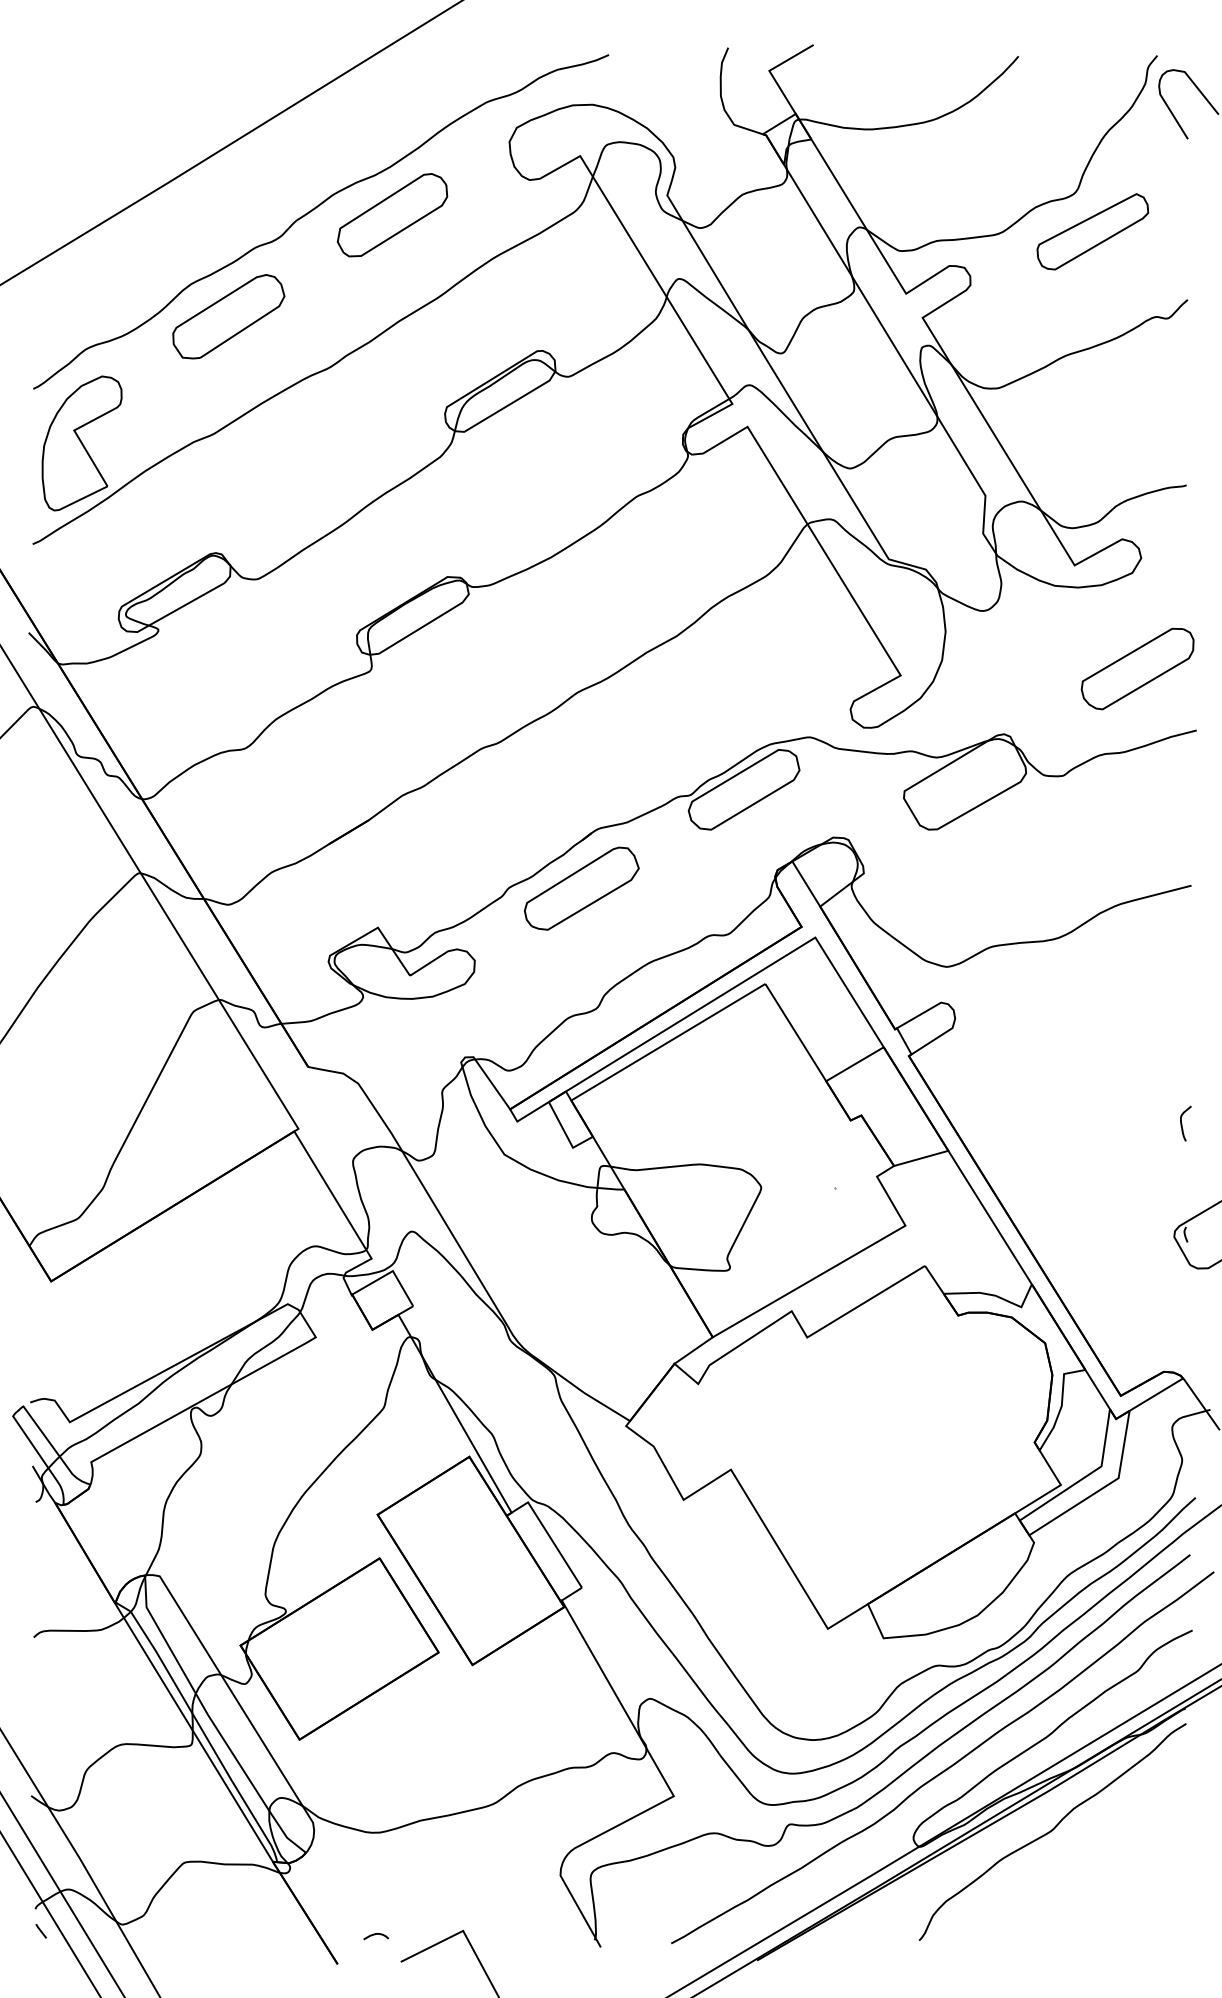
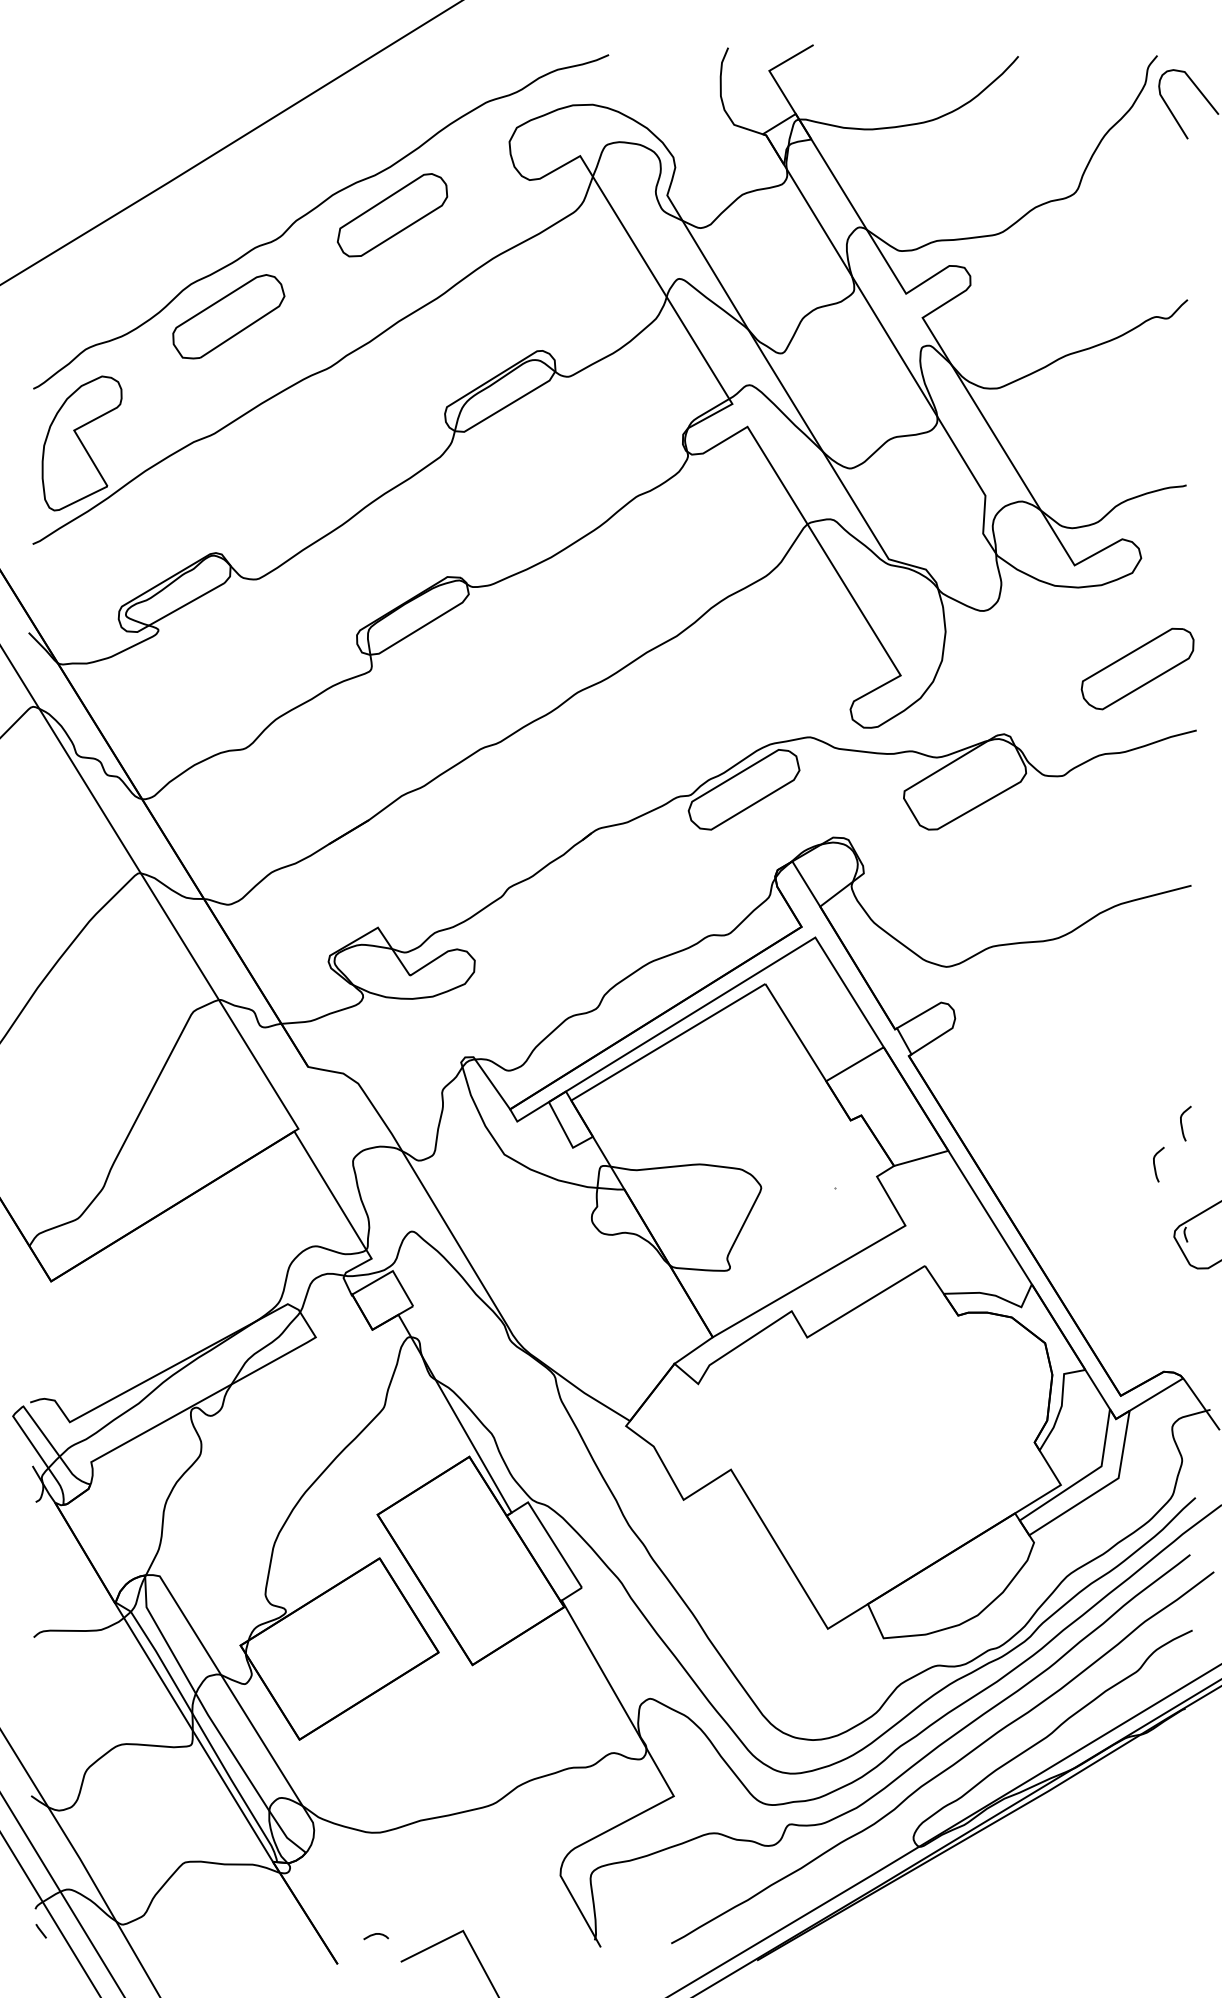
part: present -> none (1092, 231)
part: present -> none (581, 888)
curve: none -> present (1155, 1164)
curve: present -> none (1052, 1831)
